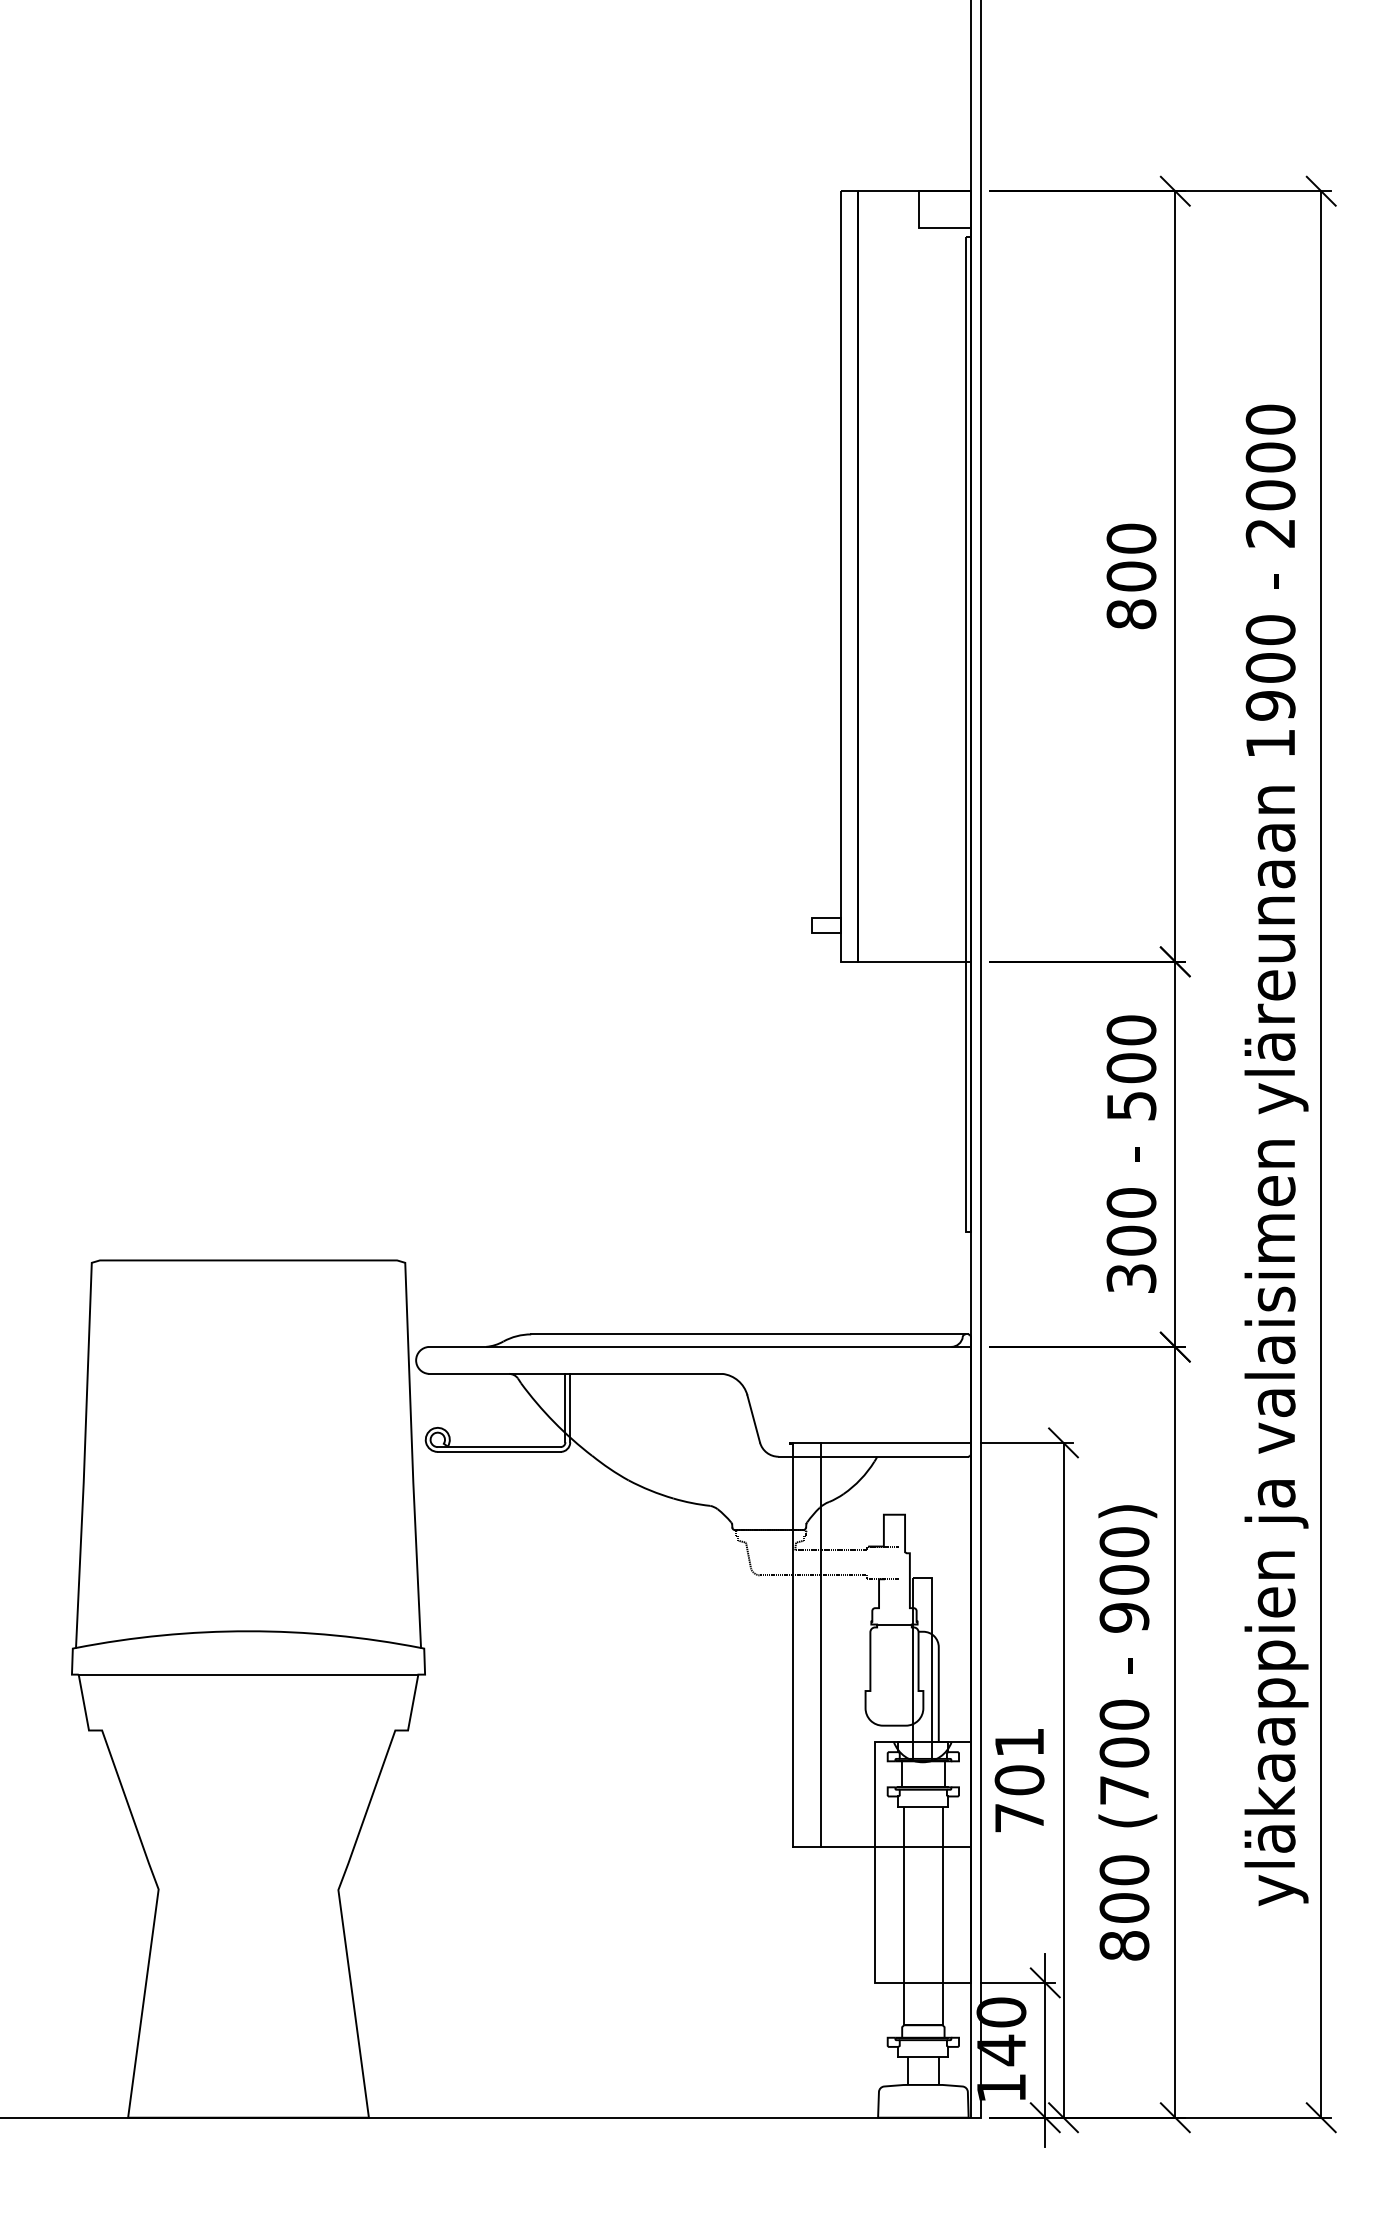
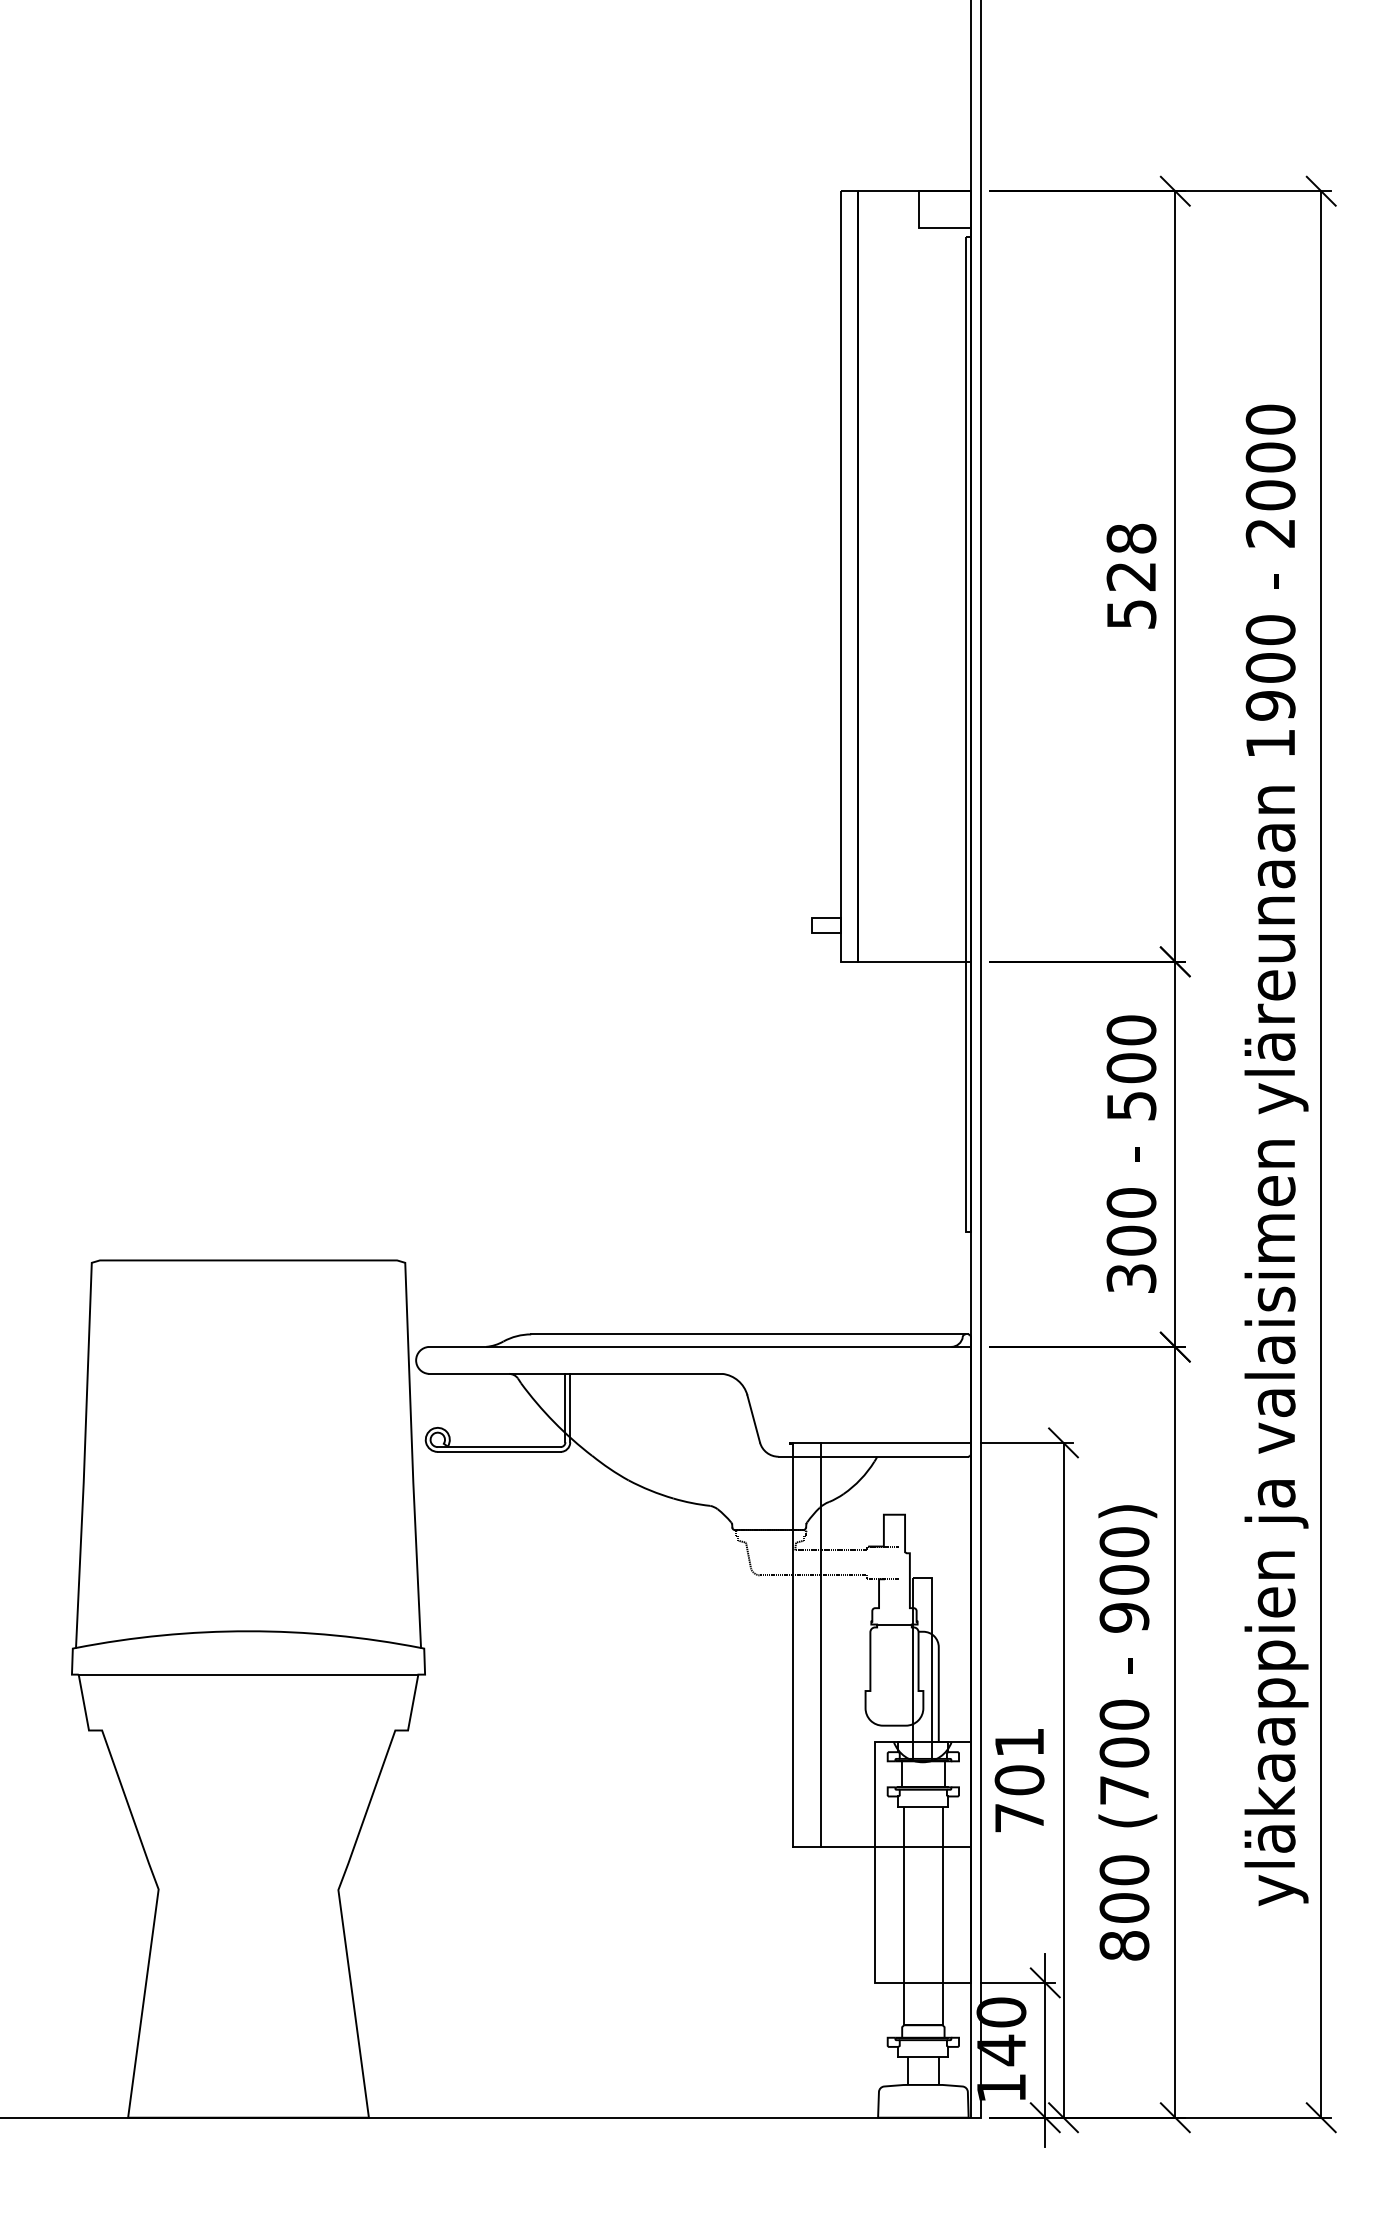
text: 800 -> 528 (1131, 576)
